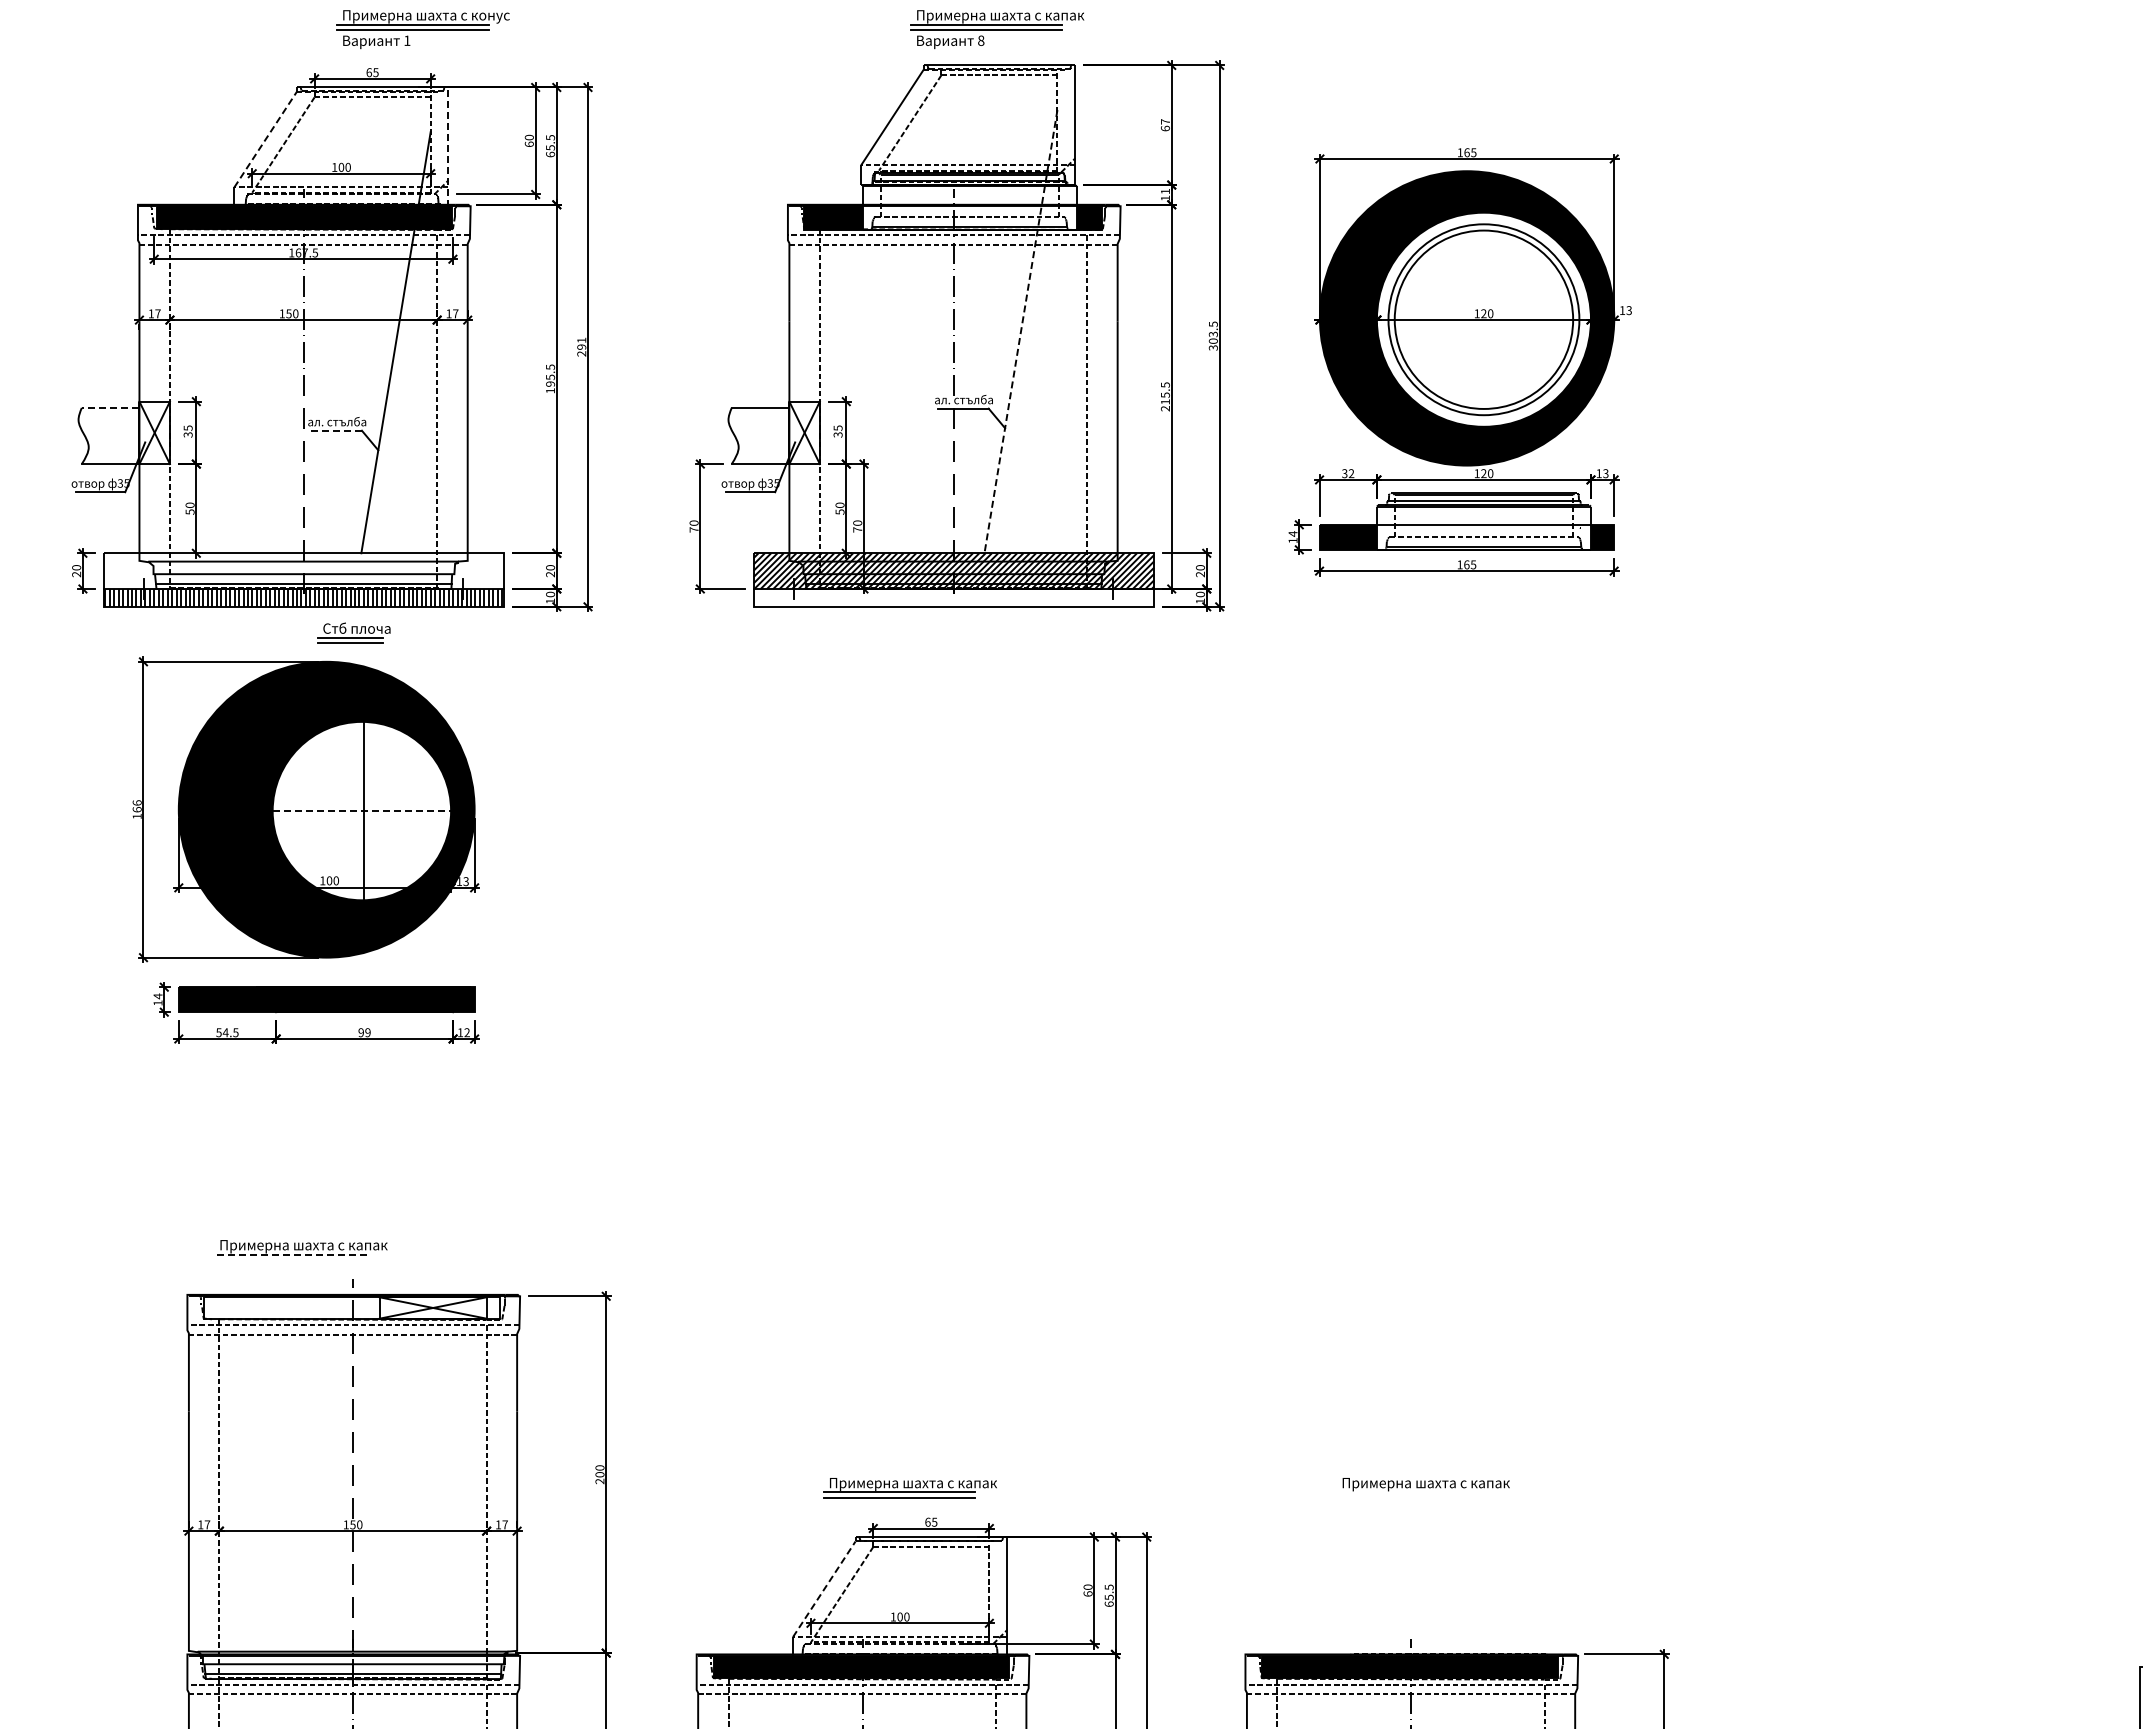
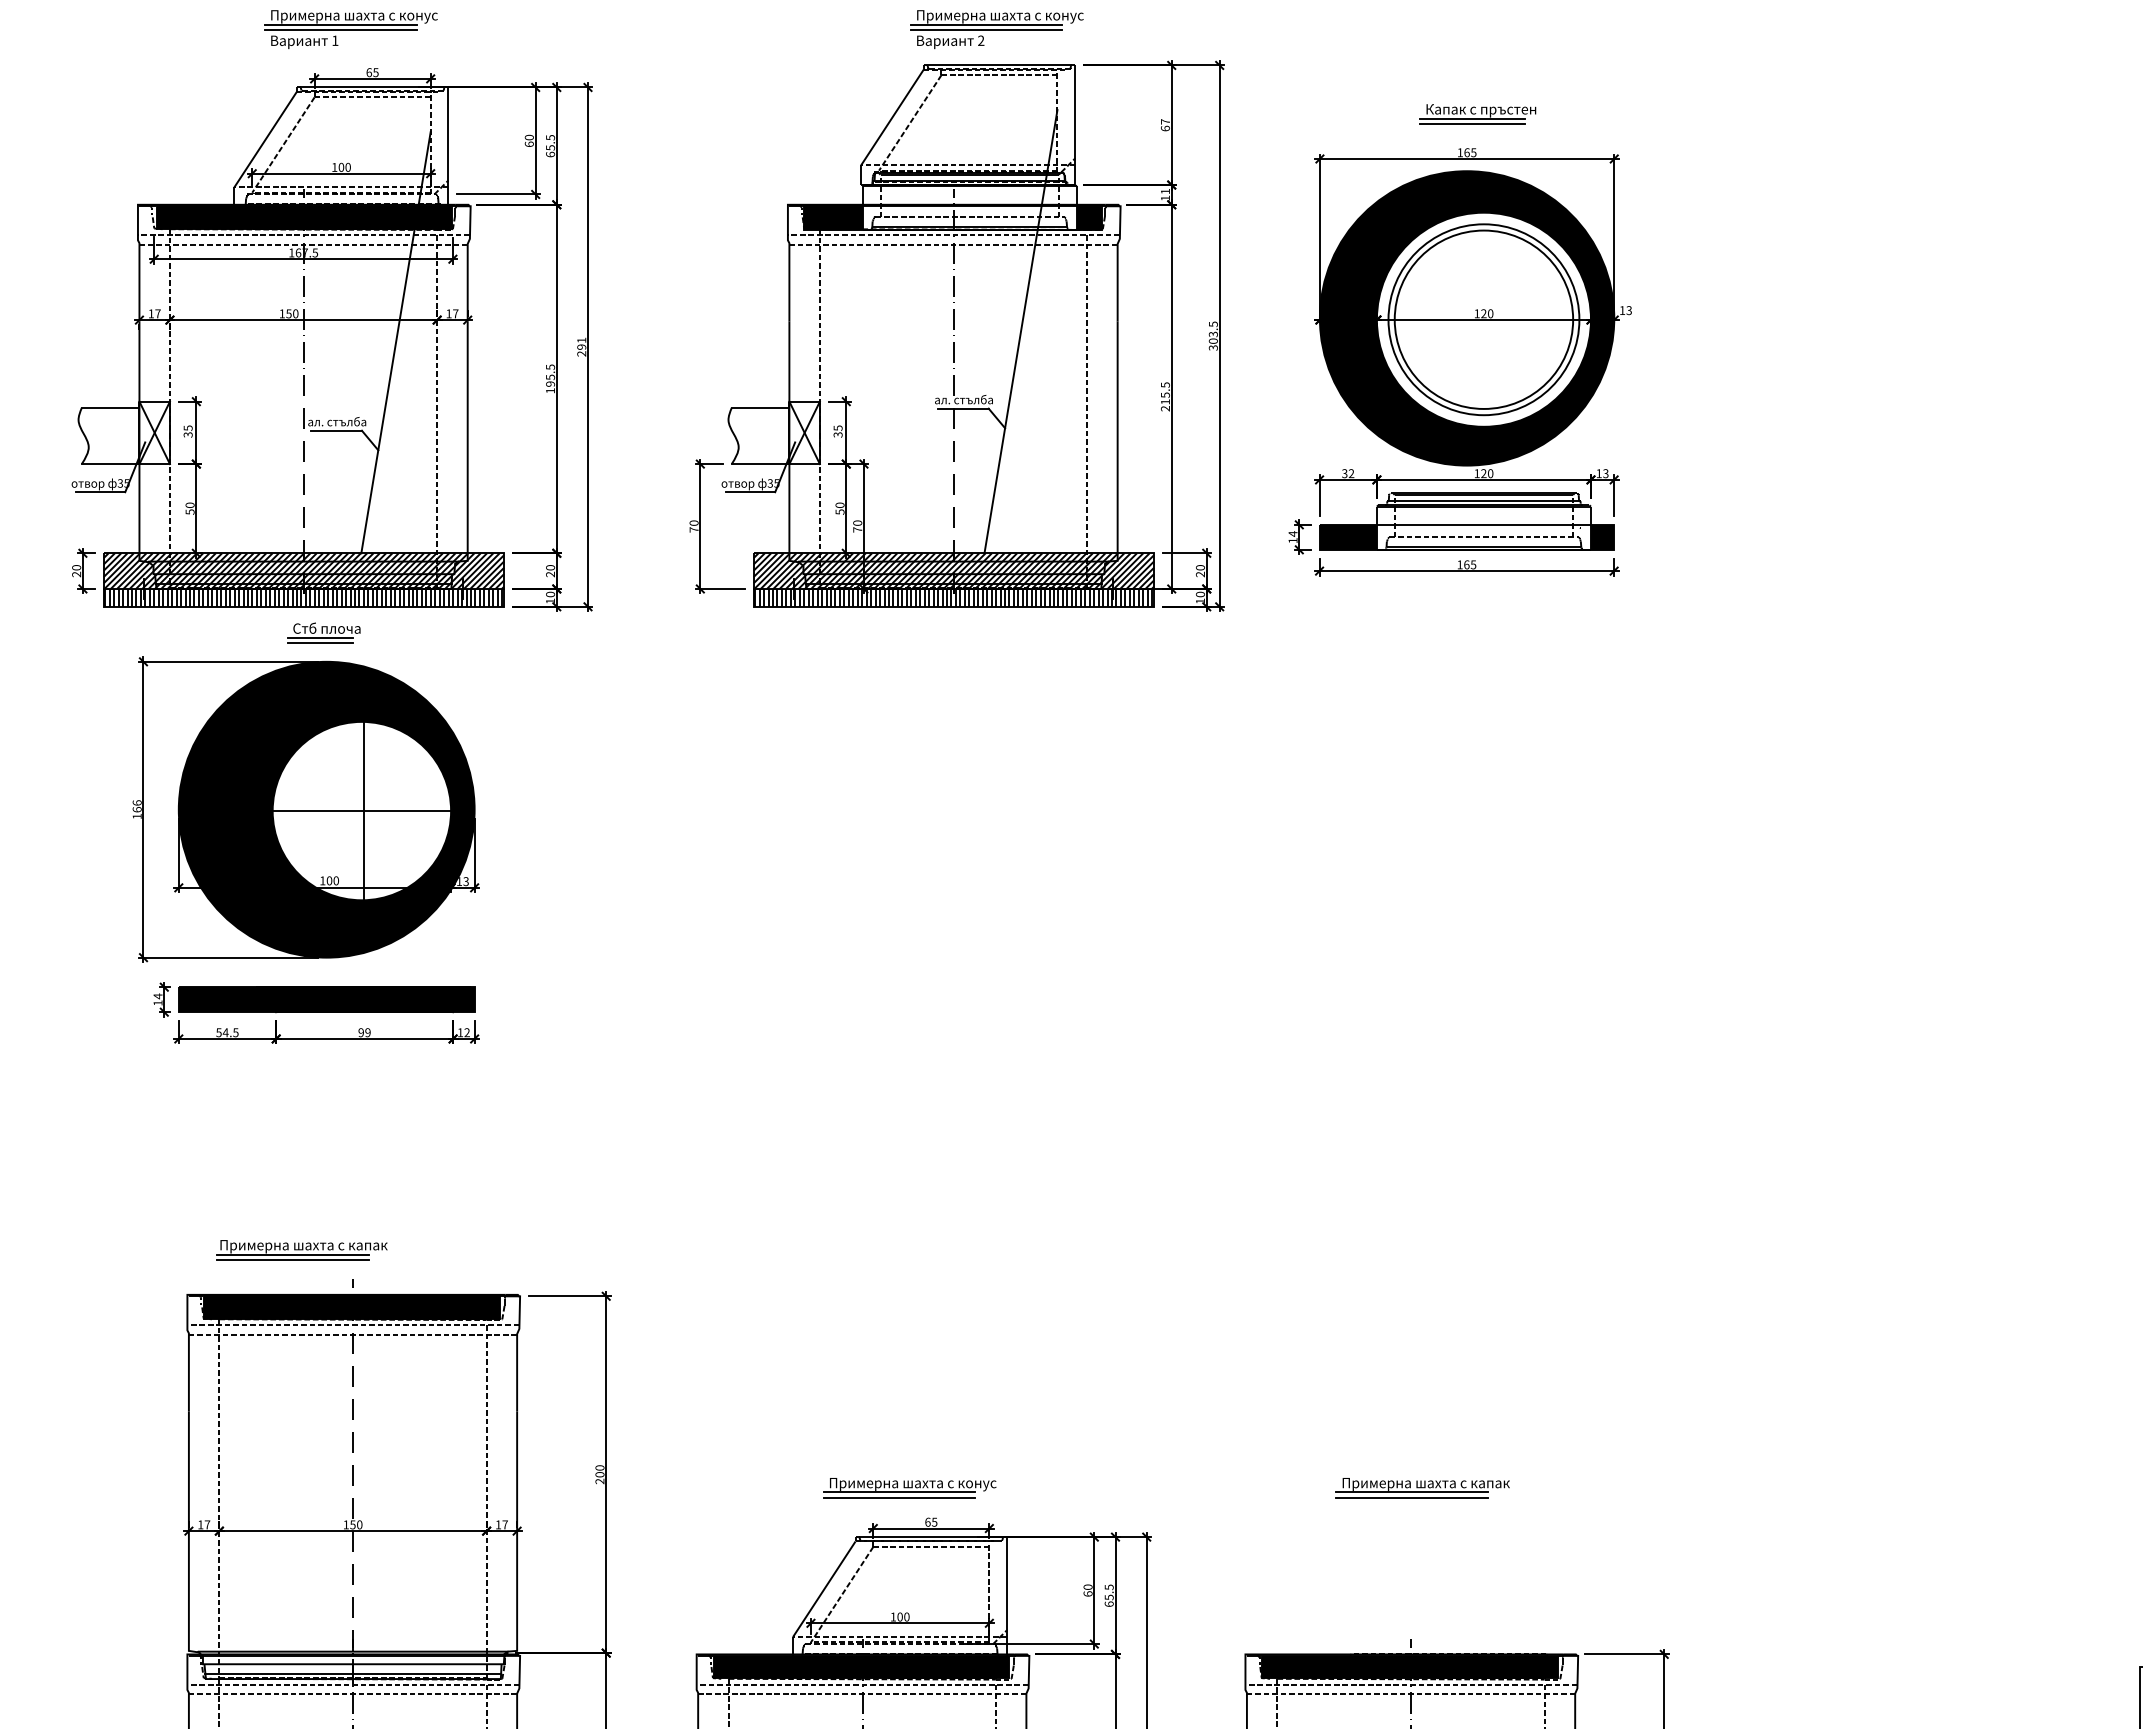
text: Примерна шахта с капак -> Примерна шахта с конус (1068, 17)
part position: (422, 29) -> (350, 29) (350, 29)
text: 8 -> 2 (981, 40)
part: none -> present (1477, 114)
line: dashed -> solid (265, 139)
line: dashed -> solid (448, 147)
line: dashed -> solid (1020, 331)
line: dashed -> solid (110, 407)
line: dashed -> solid (336, 430)
hatch: none -> present (303, 570)
hatch: none -> present (953, 597)
part position: (353, 632) -> (323, 632) (323, 632)
line: dashed -> solid (362, 811)
line: dashed -> solid (292, 1254)
line: none -> present (292, 1259)
fill: none -> present (352, 1307)
text: Примерна шахта с капак -> Примерна шахта с конус (981, 1485)
line: none -> present (1412, 1492)
line: none -> present (1412, 1497)
line: dashed -> solid (824, 1588)
